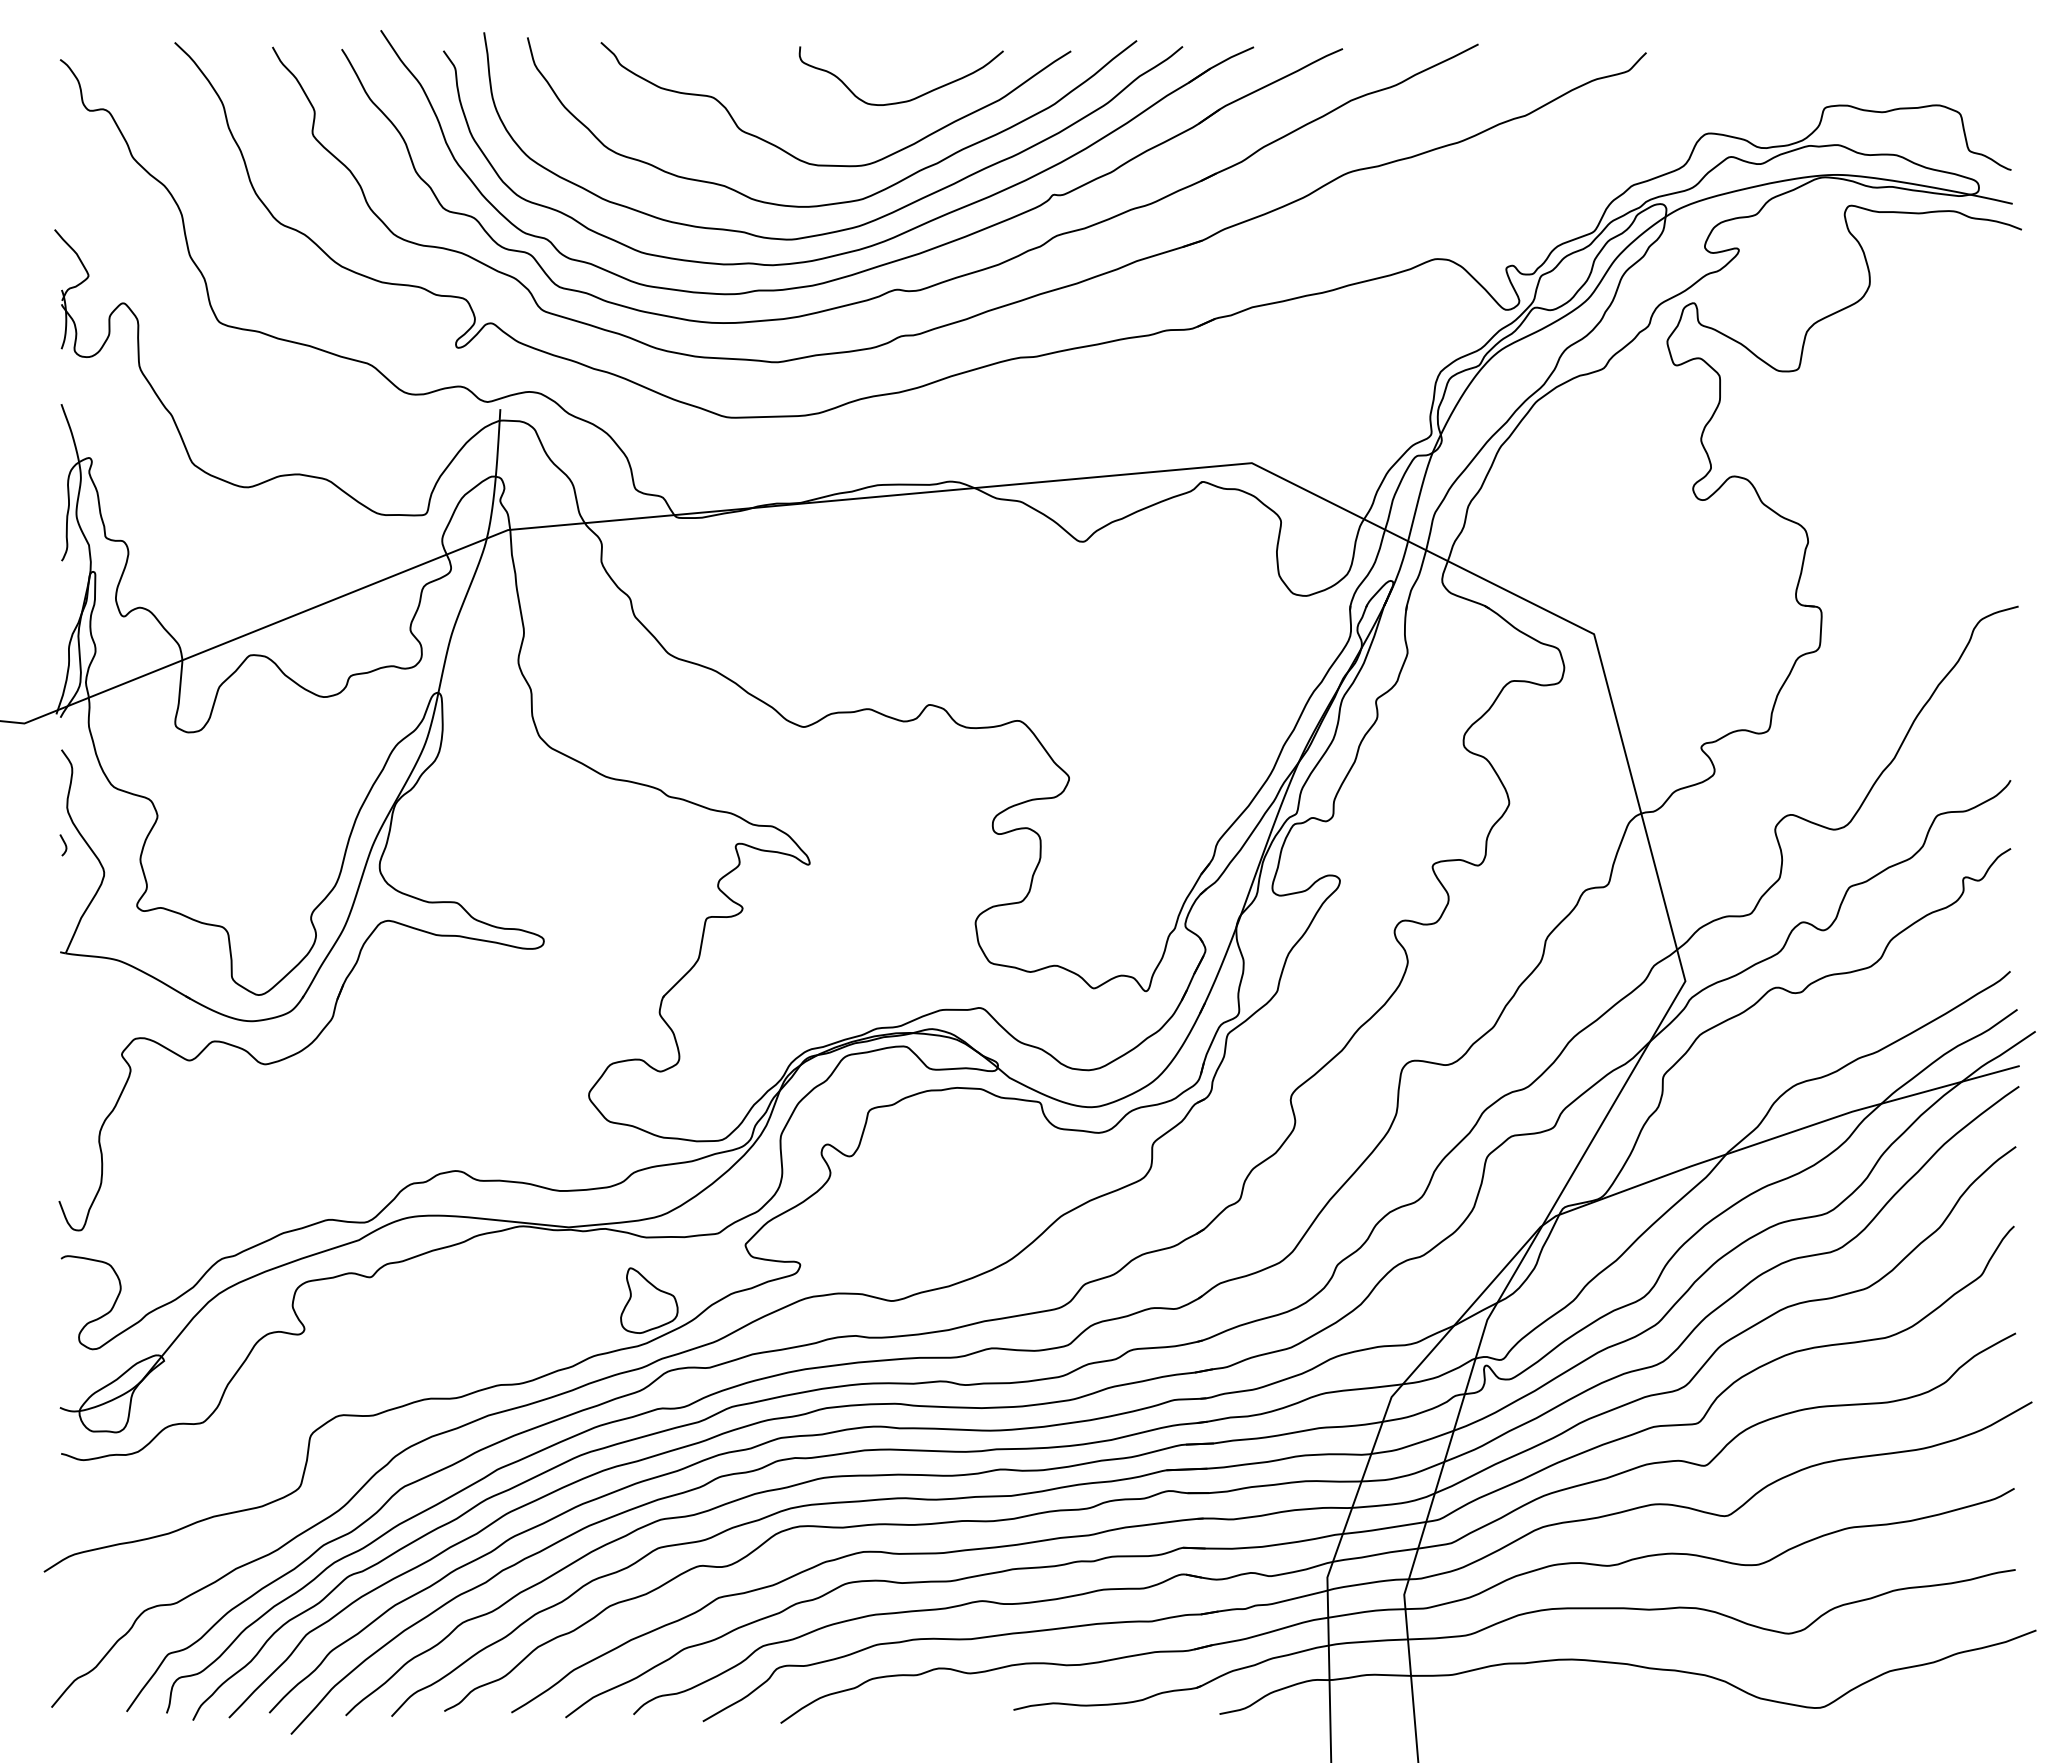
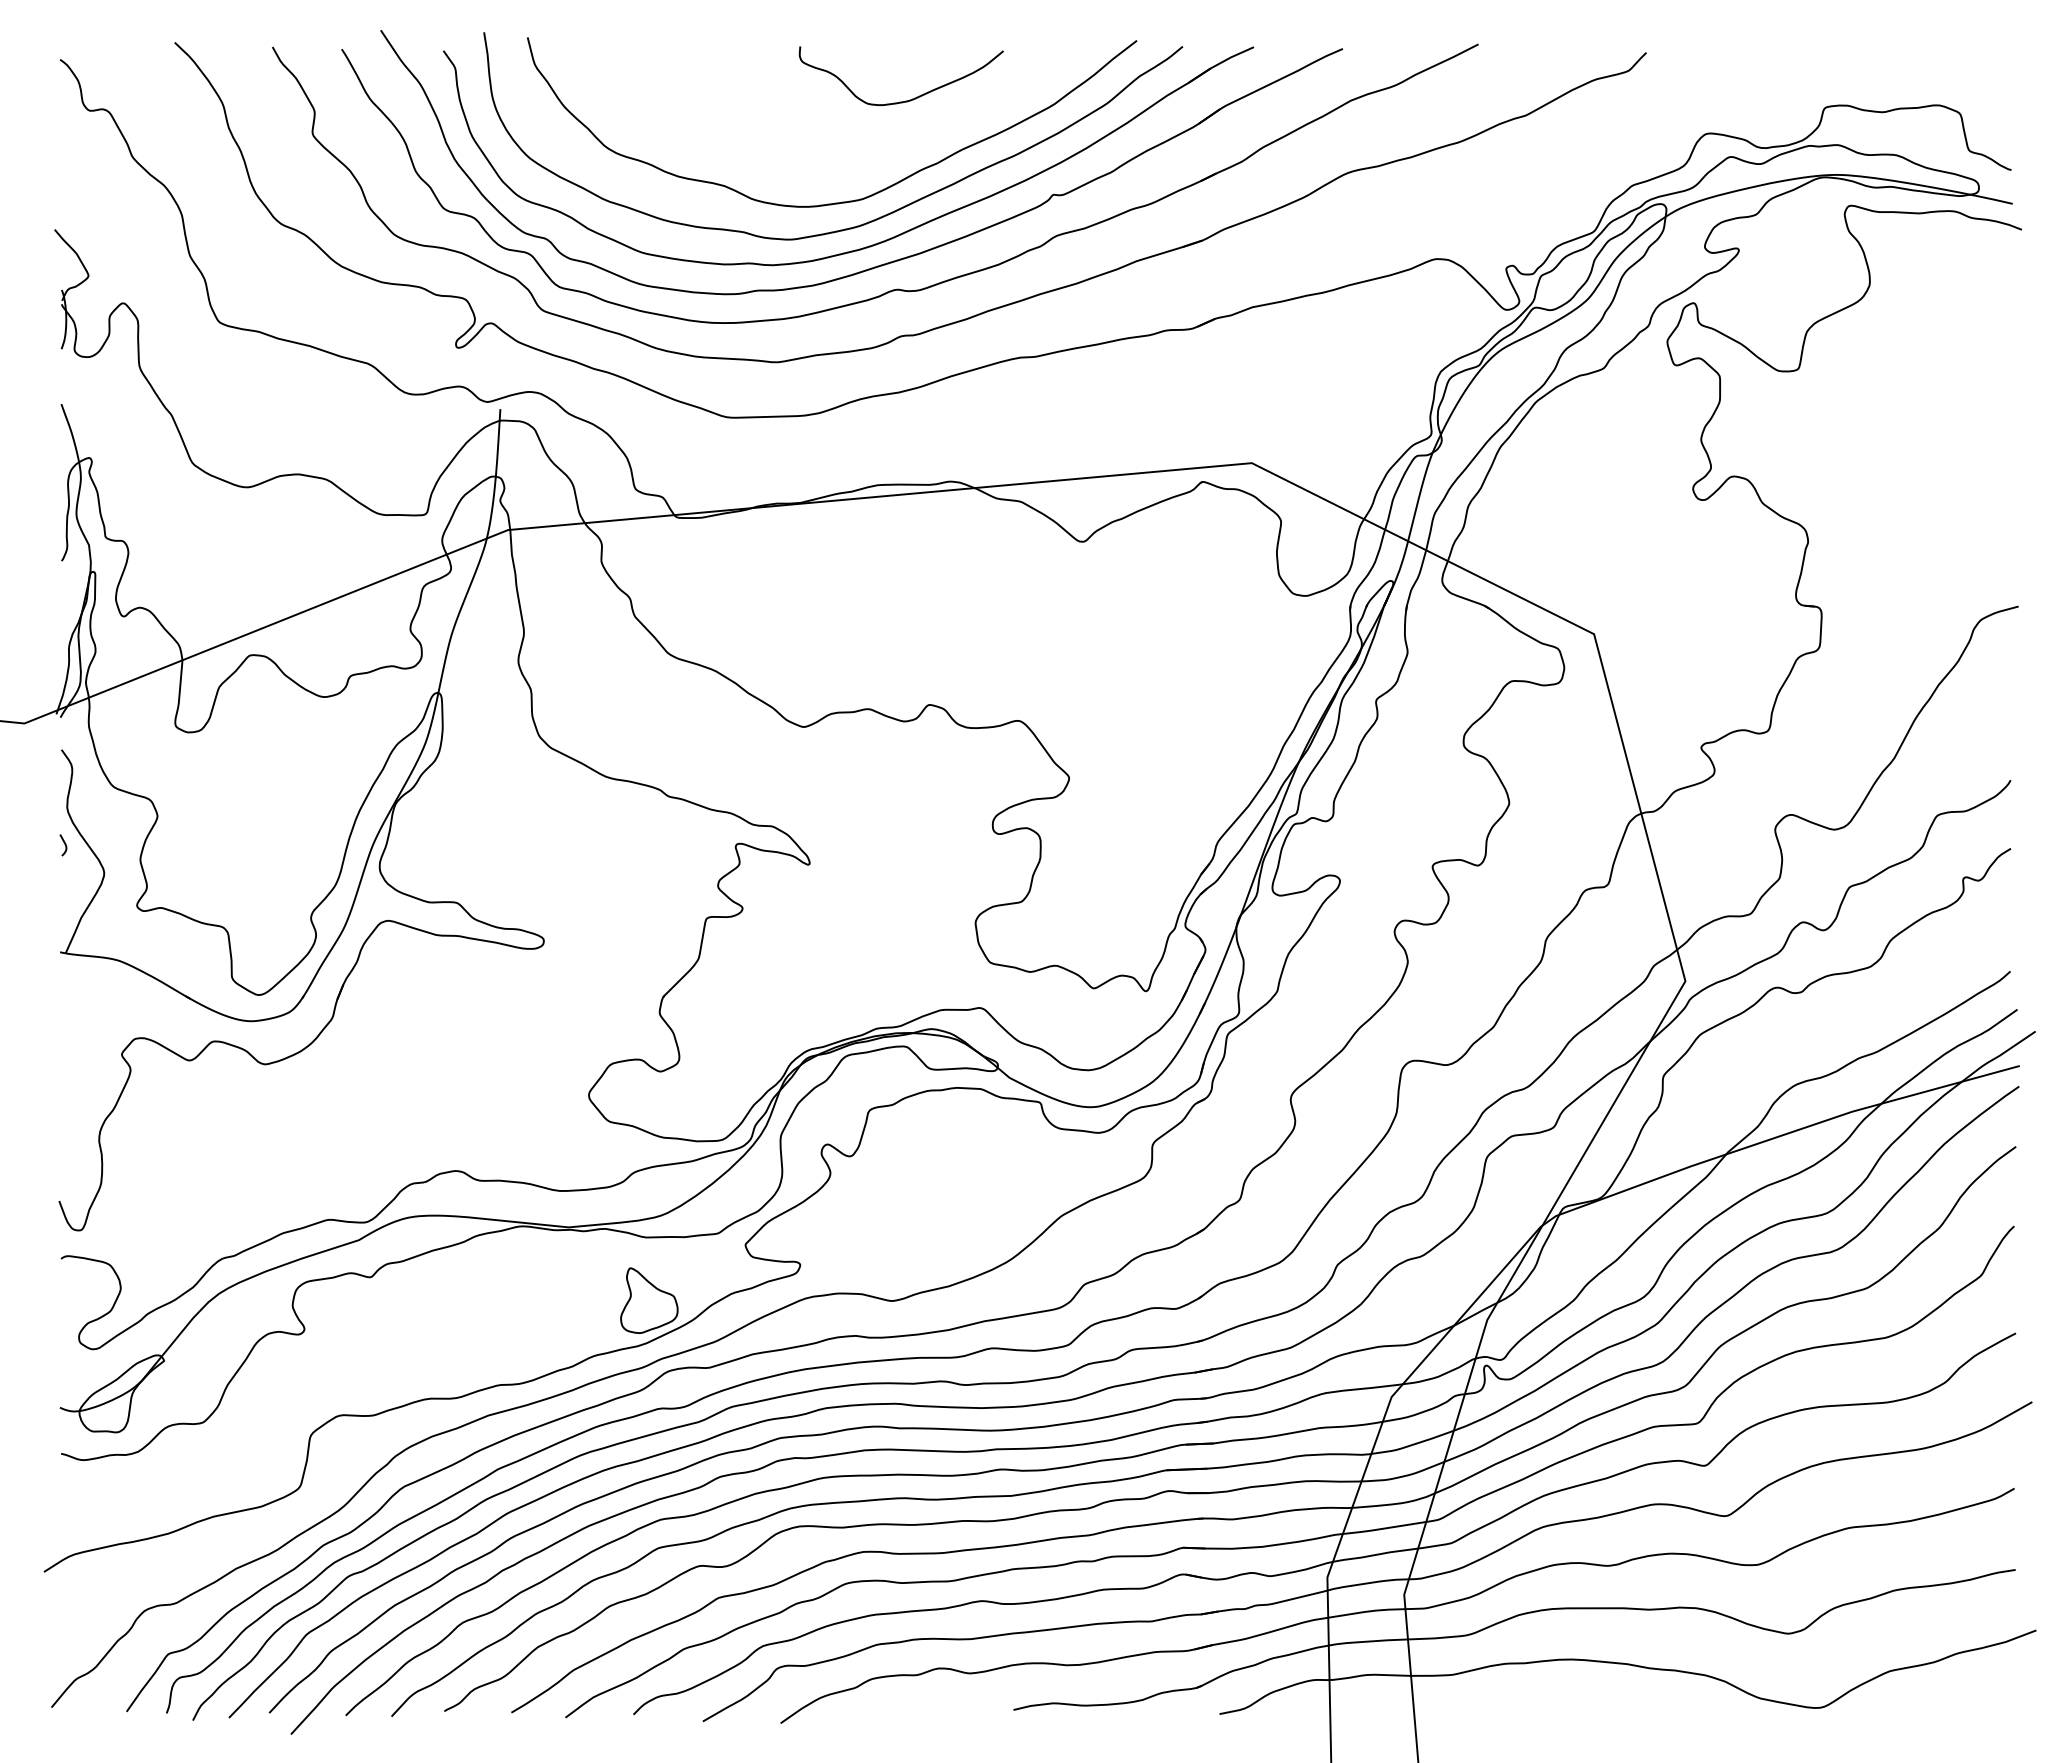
curve: present -> none (832, 164)
